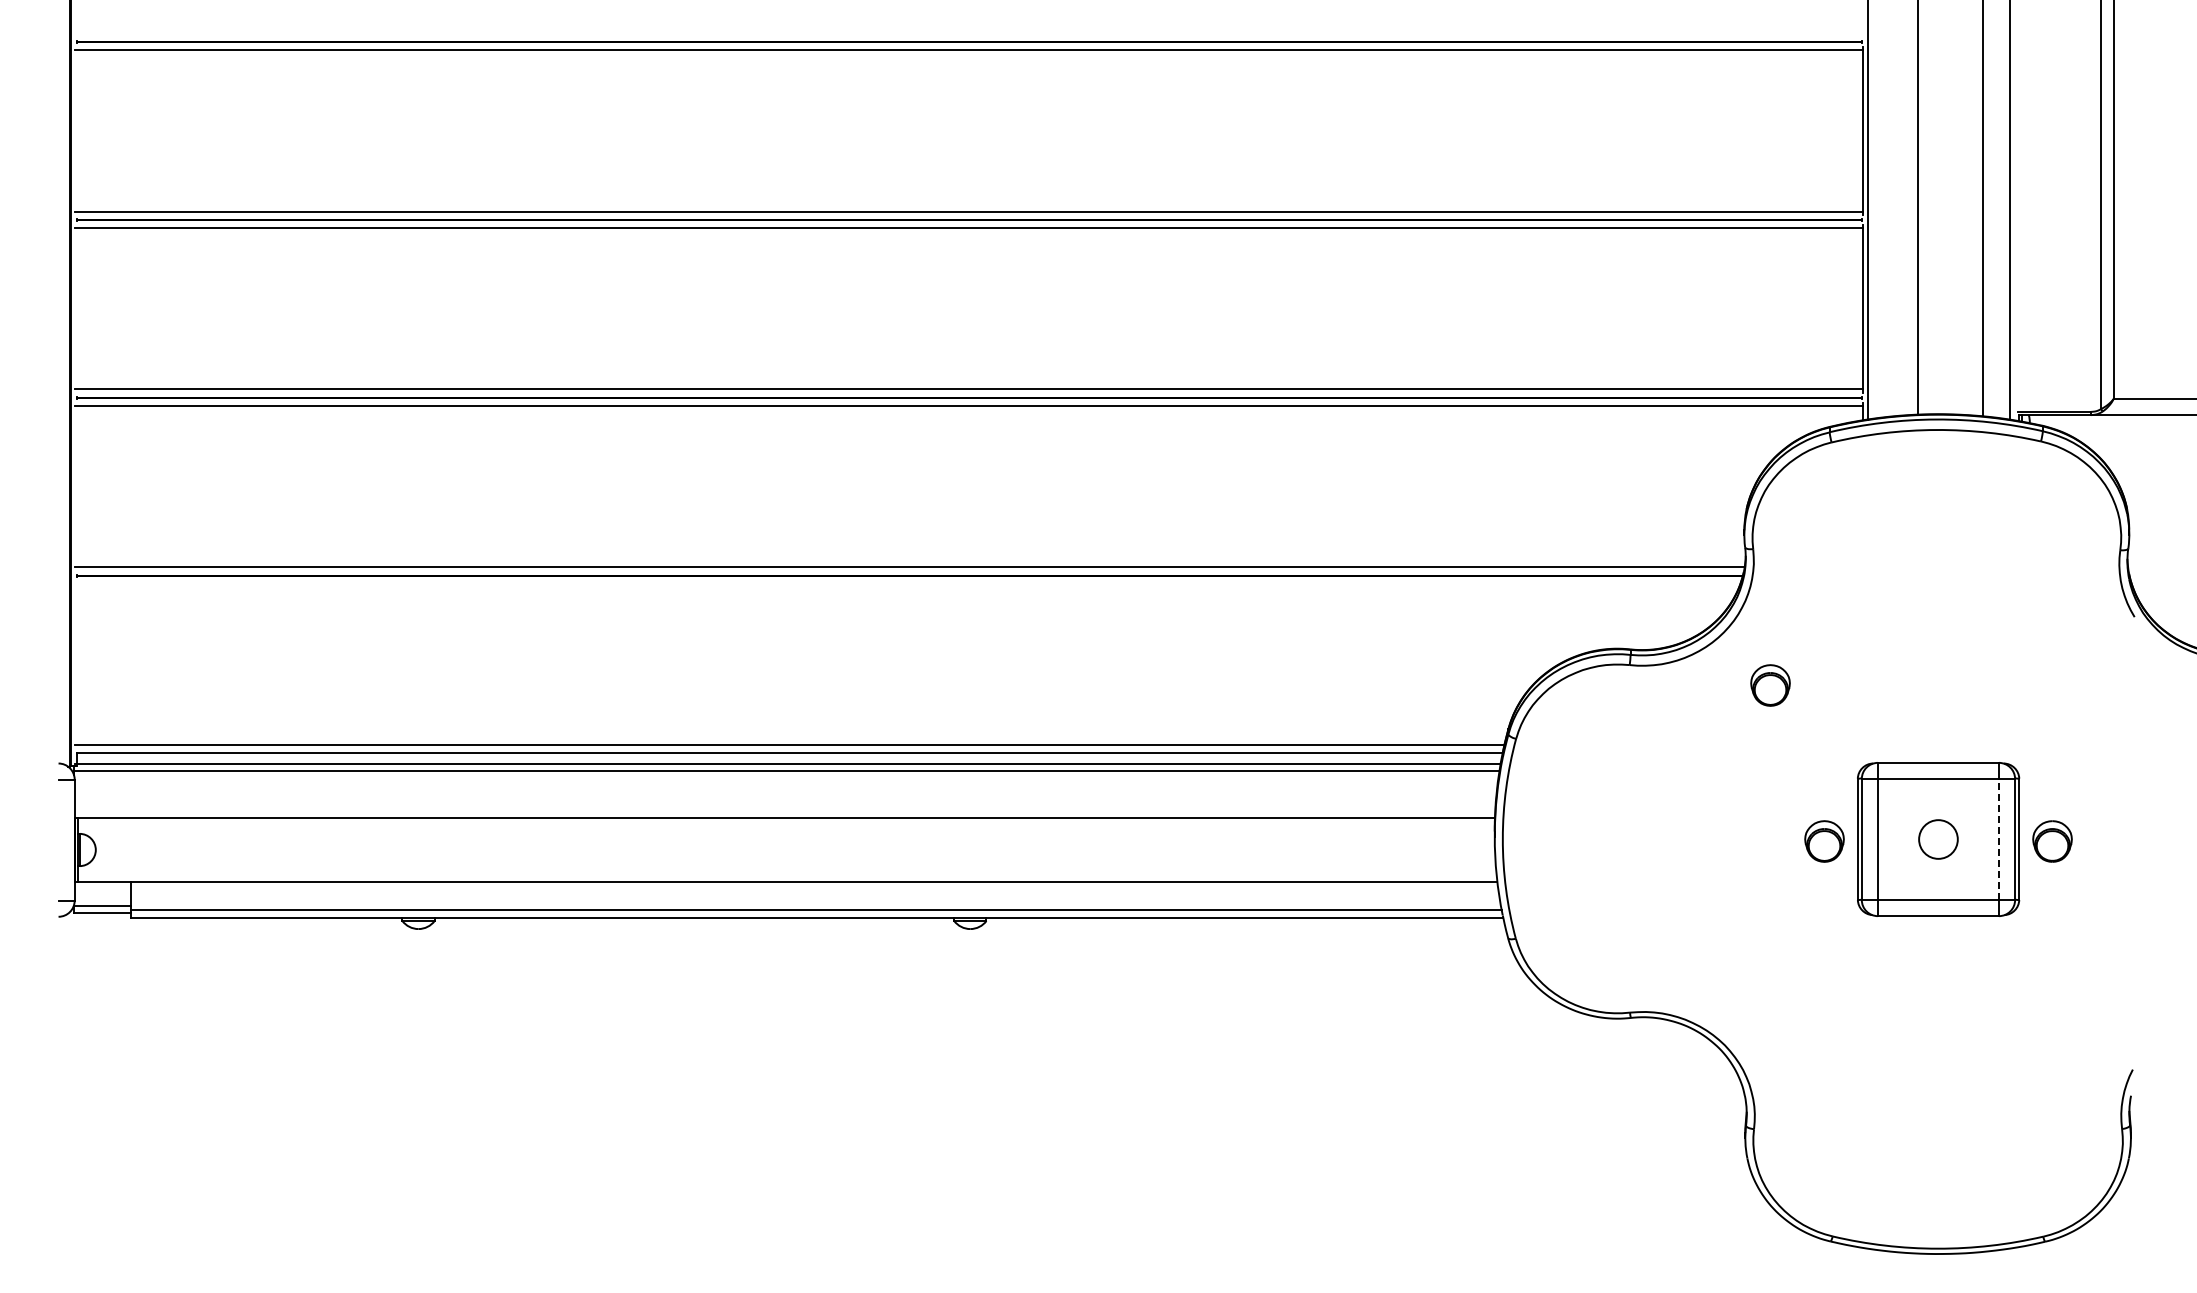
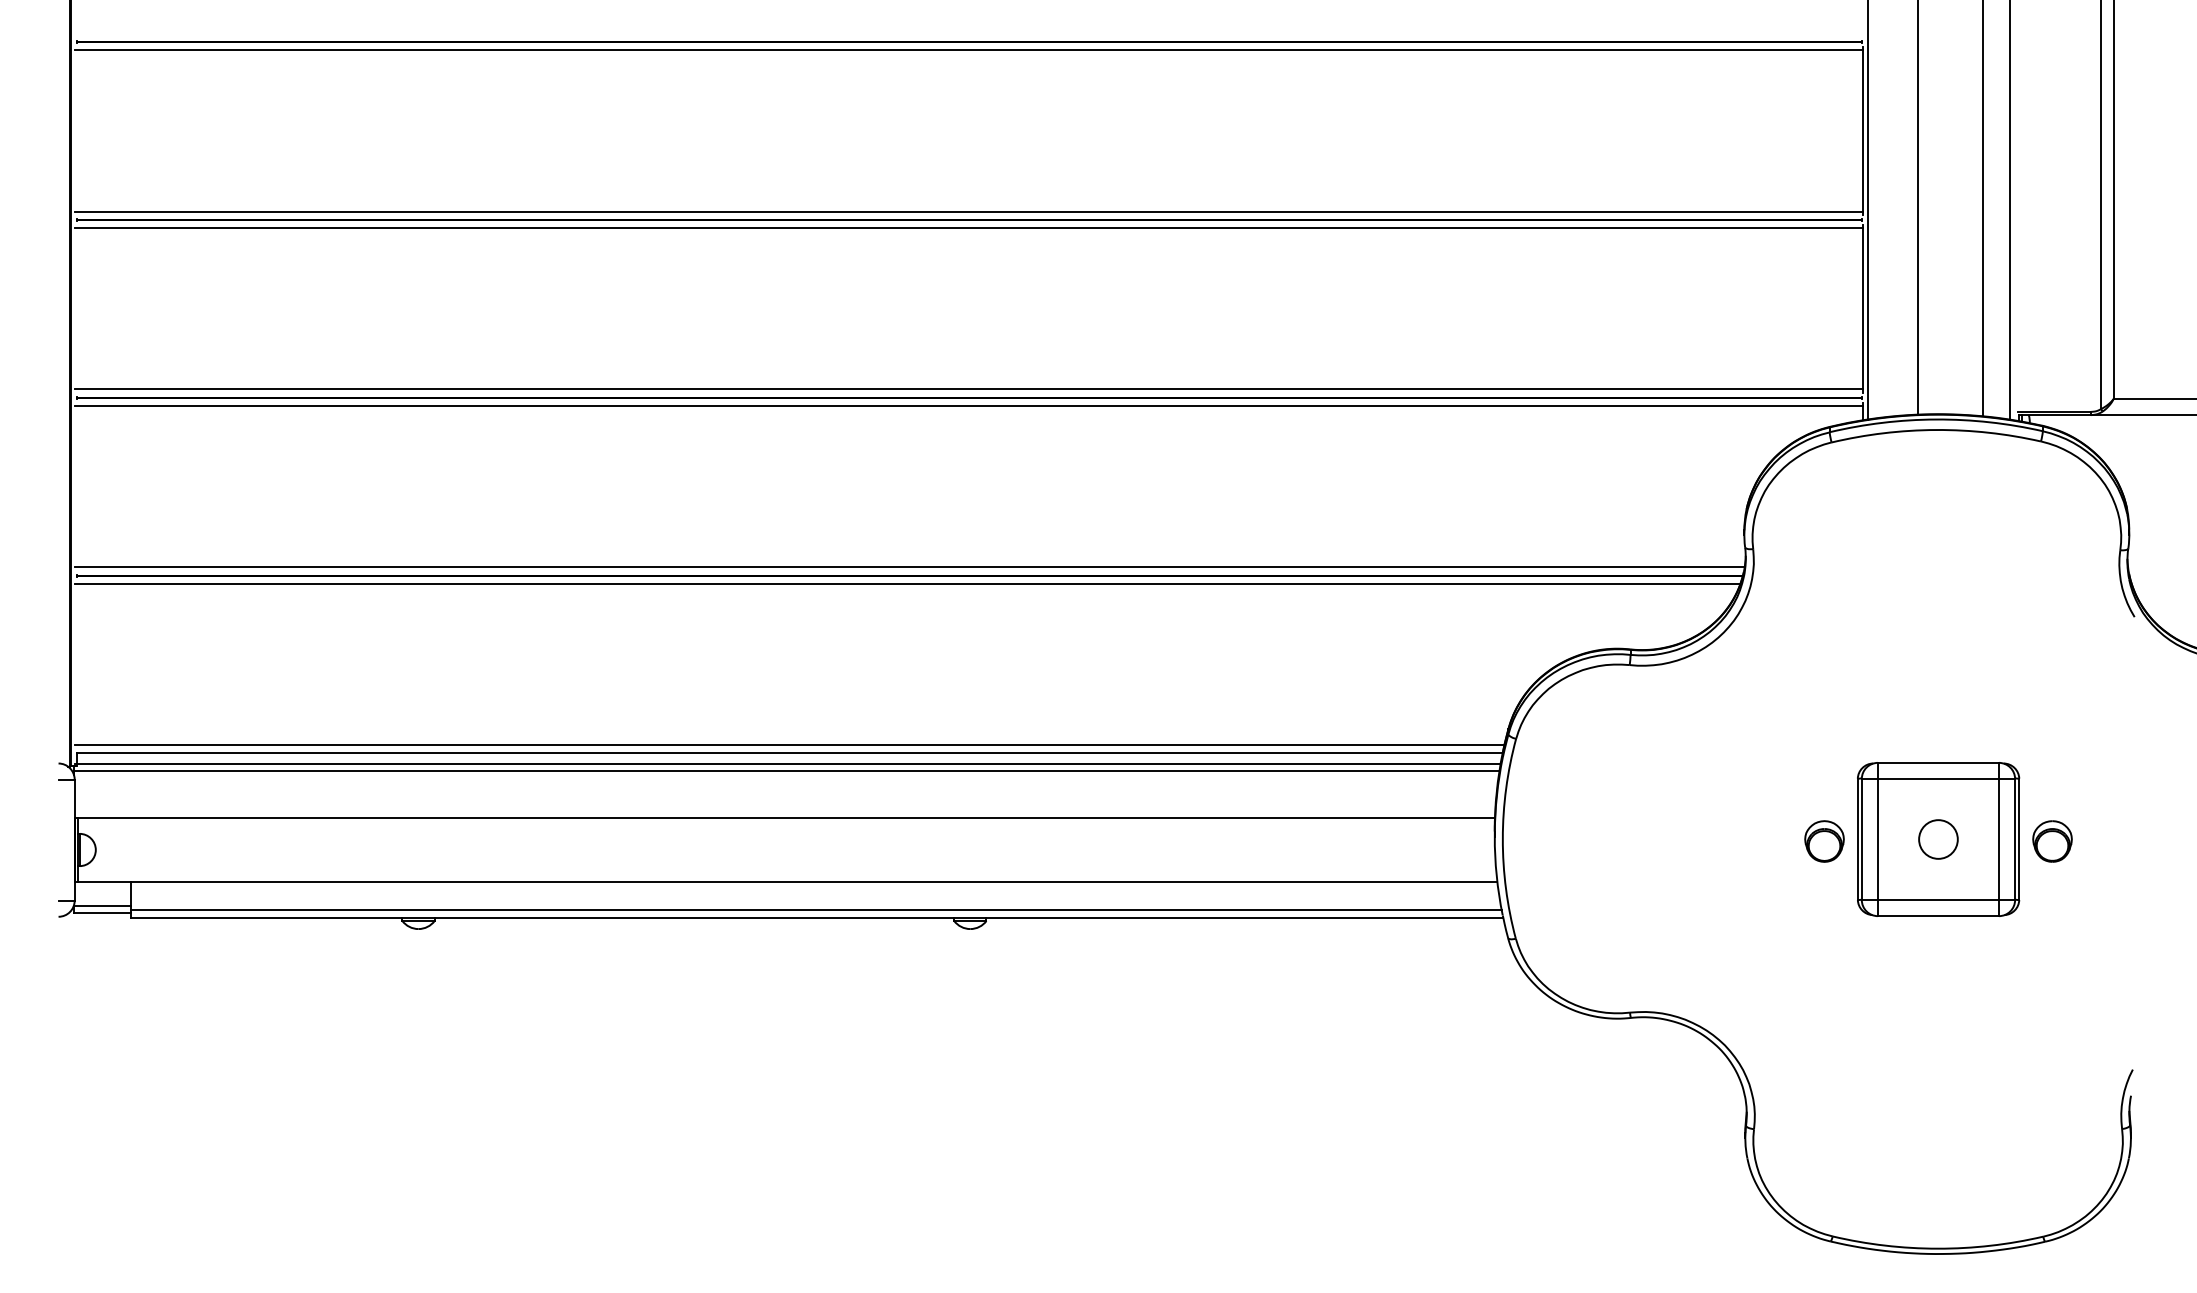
line: none -> present (907, 583)
part: present -> none (1770, 685)
line: dashed -> solid (1998, 839)
